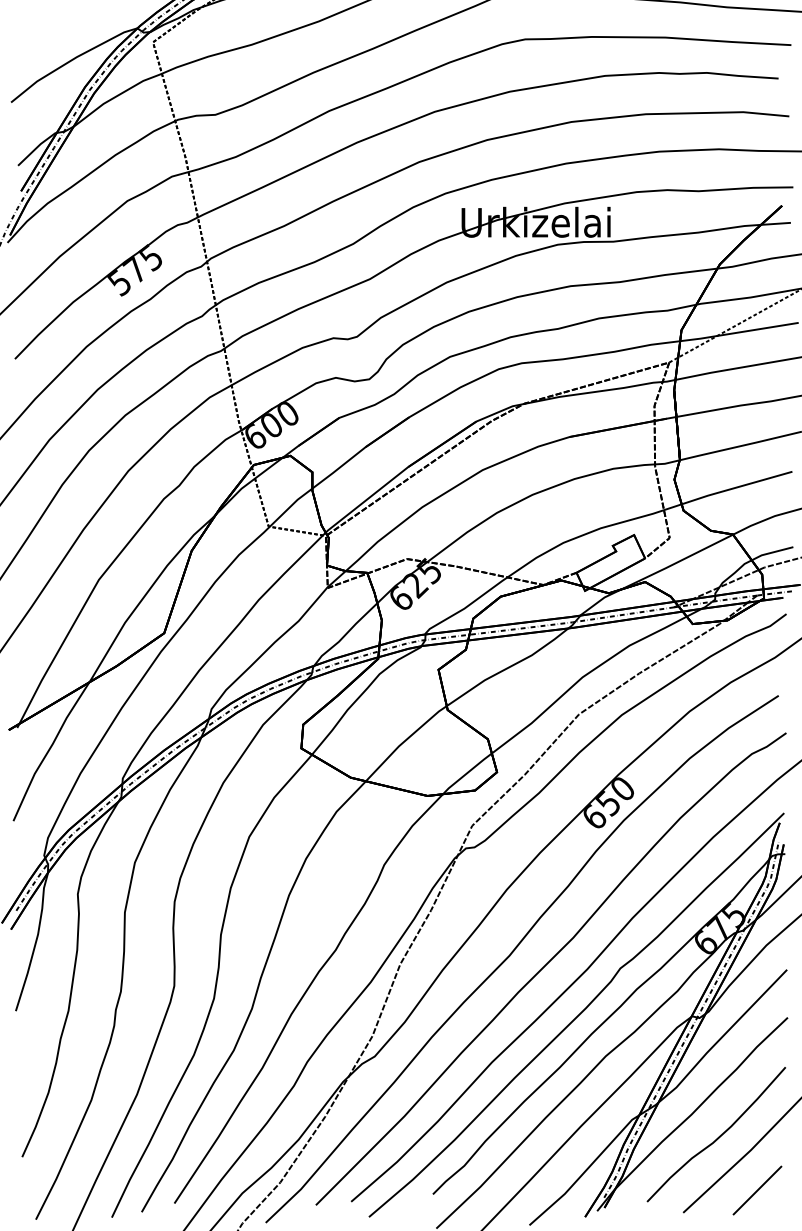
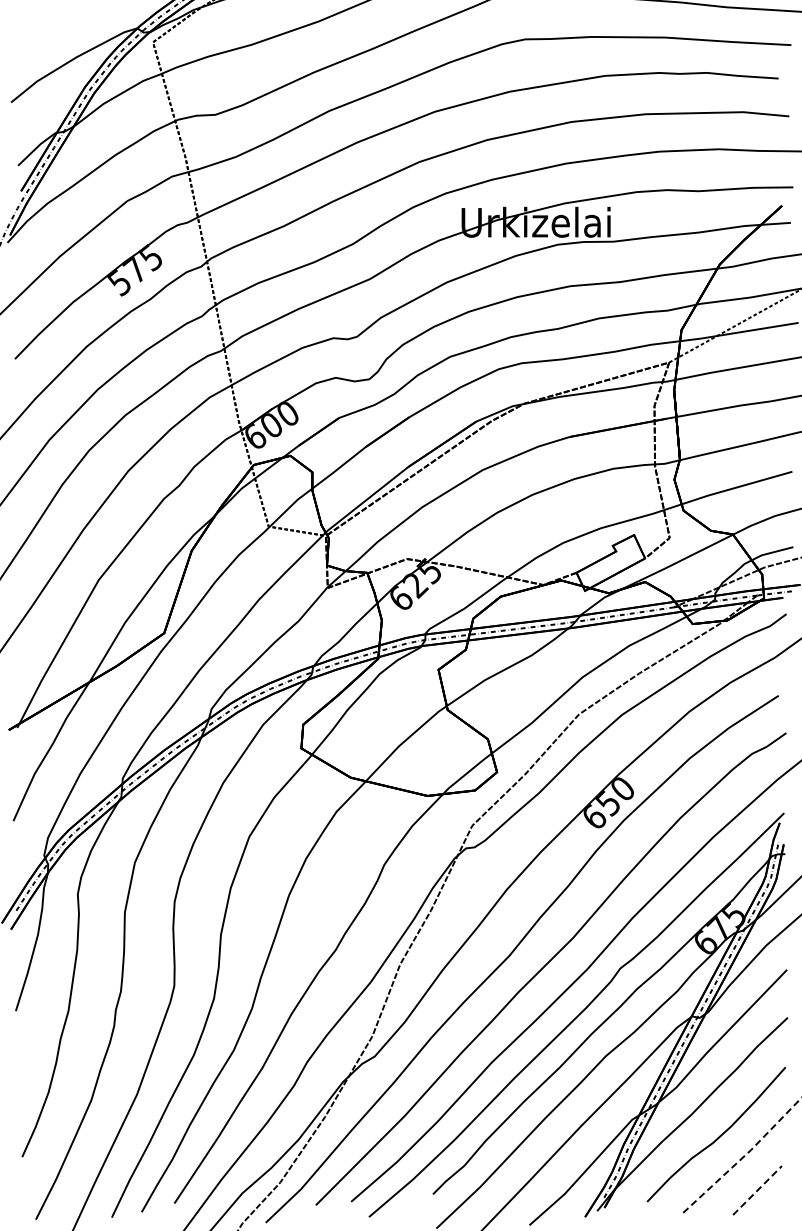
line: solid -> dashed (744, 1156)
line: solid -> dashed (757, 1190)
